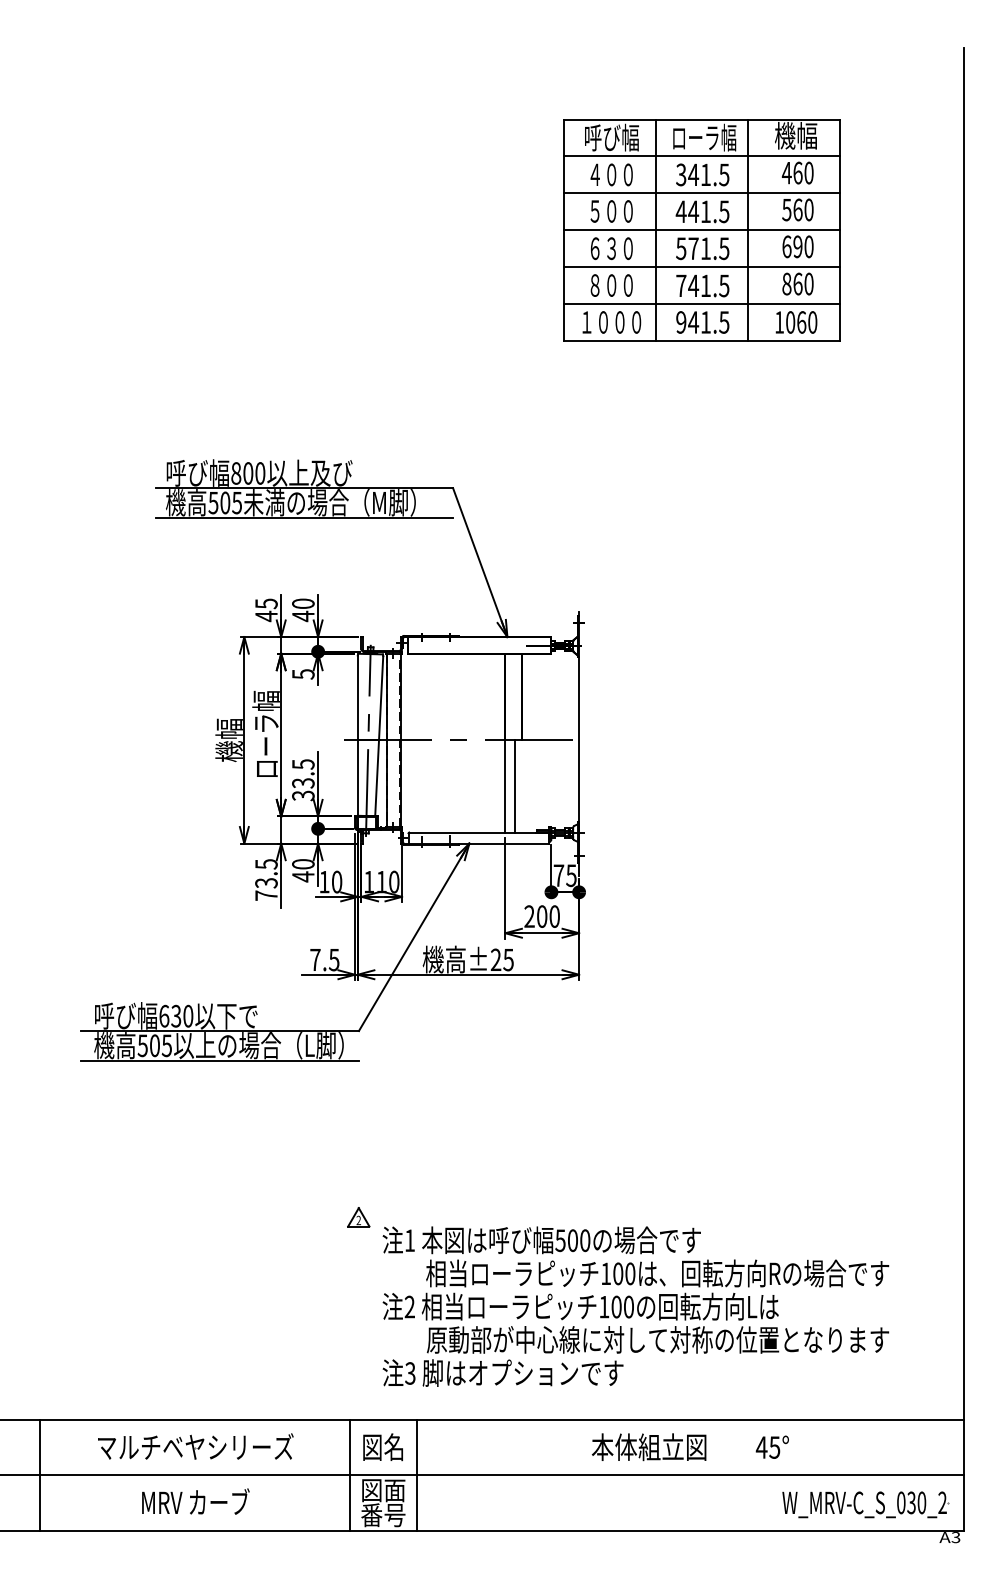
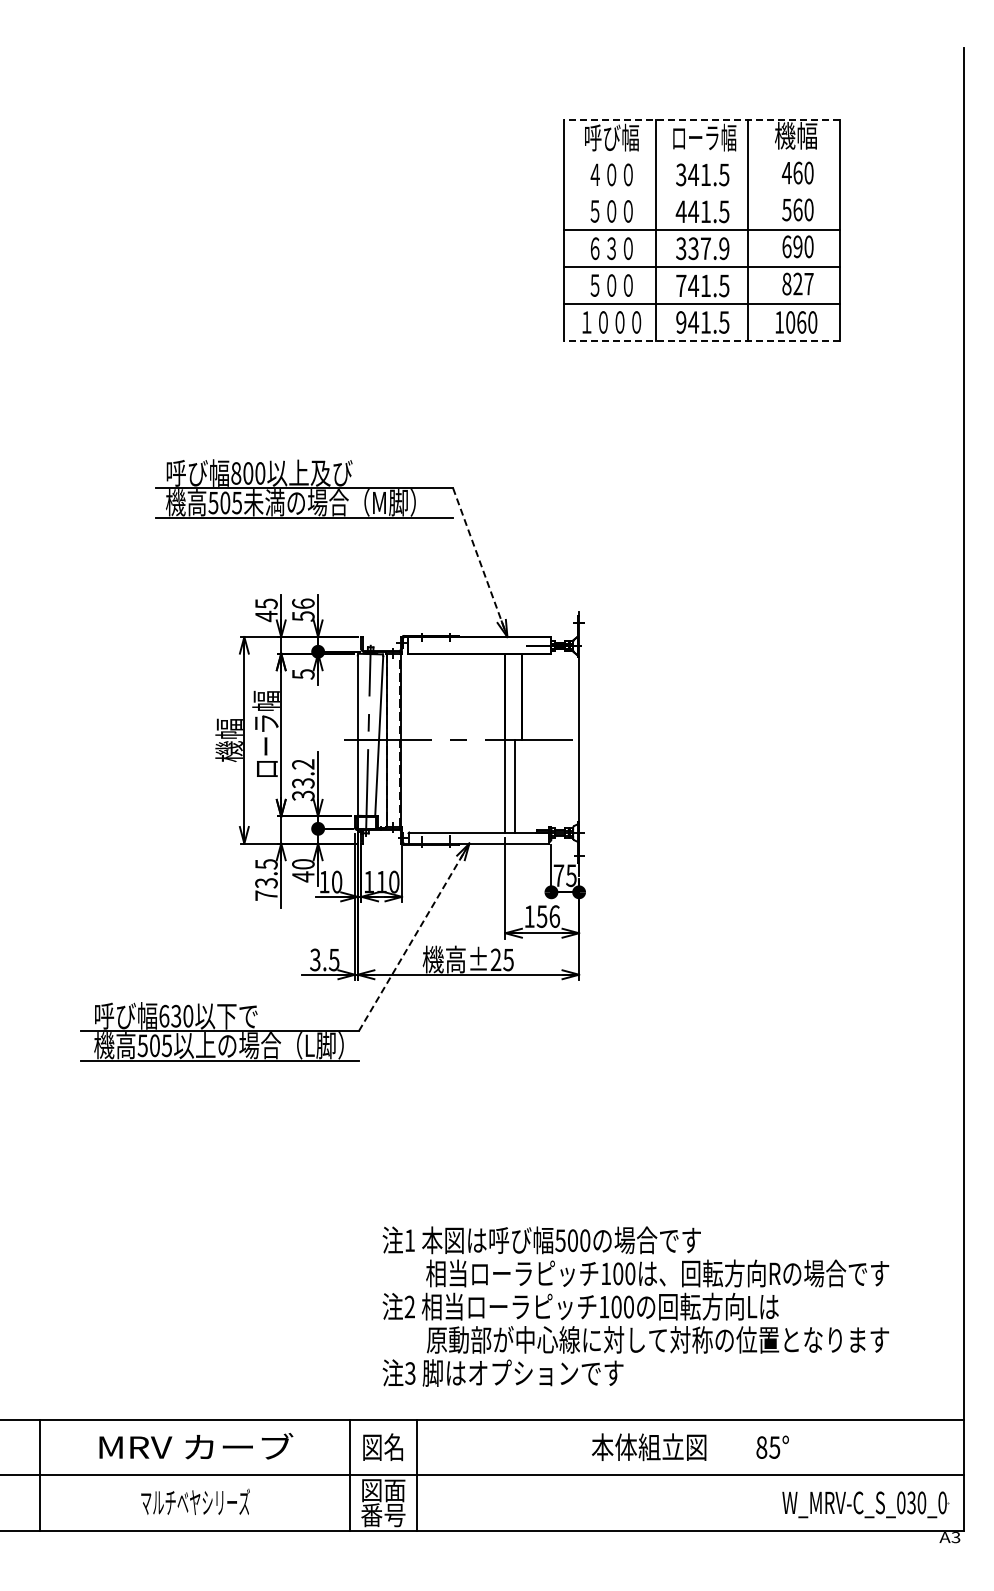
line: solid -> dashed (701, 119)
line: present -> none (701, 156)
line: present -> none (701, 193)
text: 571.5 -> 337.9 (702, 248)
text: 860 -> 827 (803, 283)
text: ８００ -> ５００ (594, 285)
line: solid -> dashed (701, 340)
line: solid -> dashed (480, 563)
text: 40 -> 56 (303, 610)
text: 33.5 -> 33.2 (303, 764)
text: 200 -> 156 (542, 916)
line: solid -> dashed (414, 937)
text: 7.5 -> 3.5 (315, 959)
part: present -> none (358, 1217)
text: マルチベヤシリーズ -> MRV カーブ (195, 1446)
text: 45° -> 85° (761, 1447)
text: MRV カーブ -> マルチベヤシリーズ (195, 1501)
text: W_MRV-C_S_030_2 -> W_MRV-C_S_030_0 (942, 1502)
